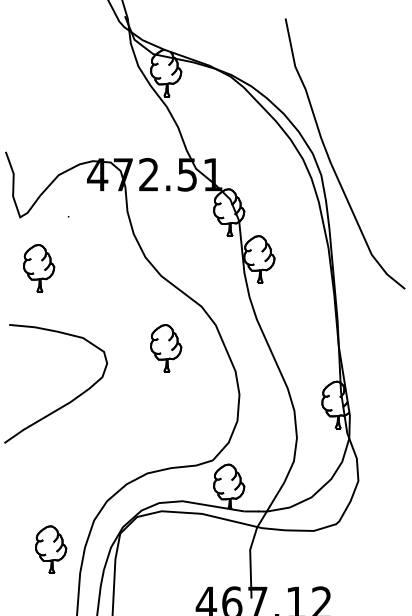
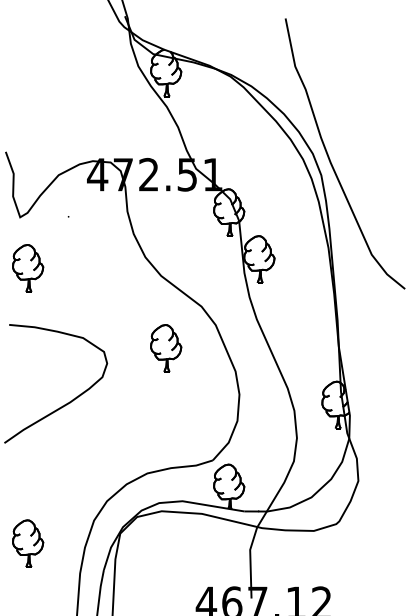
part position: (39, 268) -> (28, 268) (28, 268)
part position: (51, 549) -> (28, 543) (28, 543)
